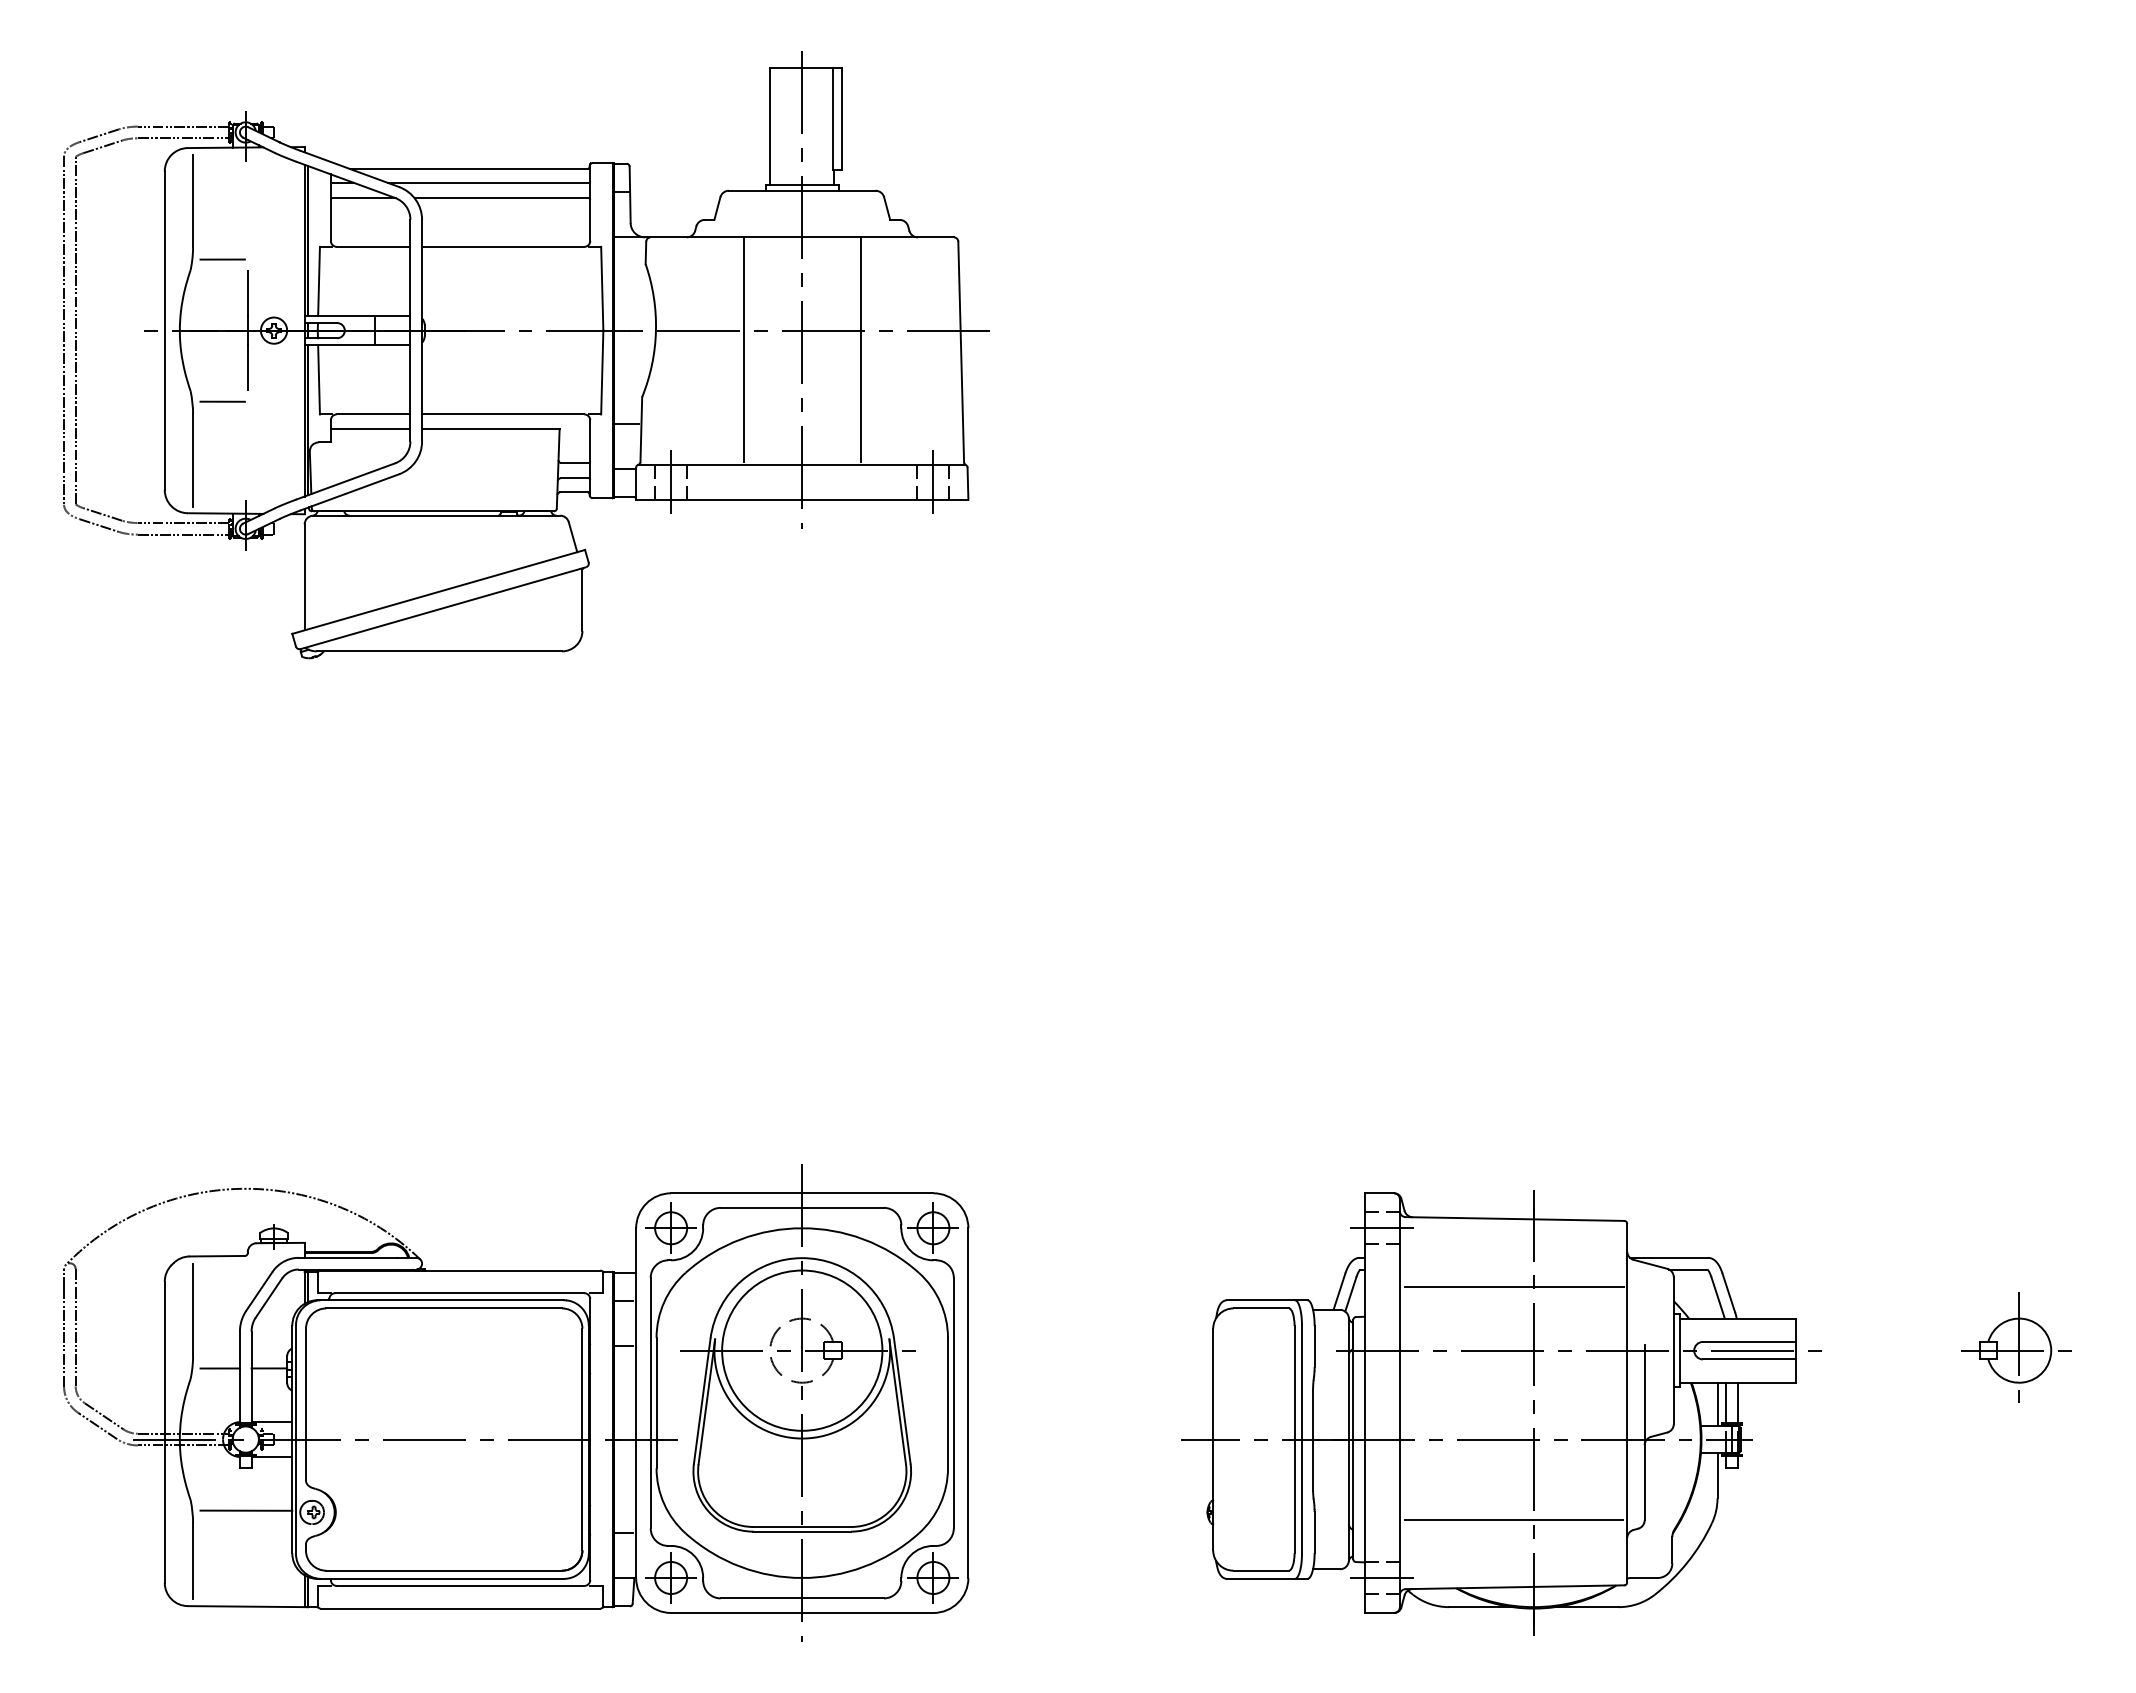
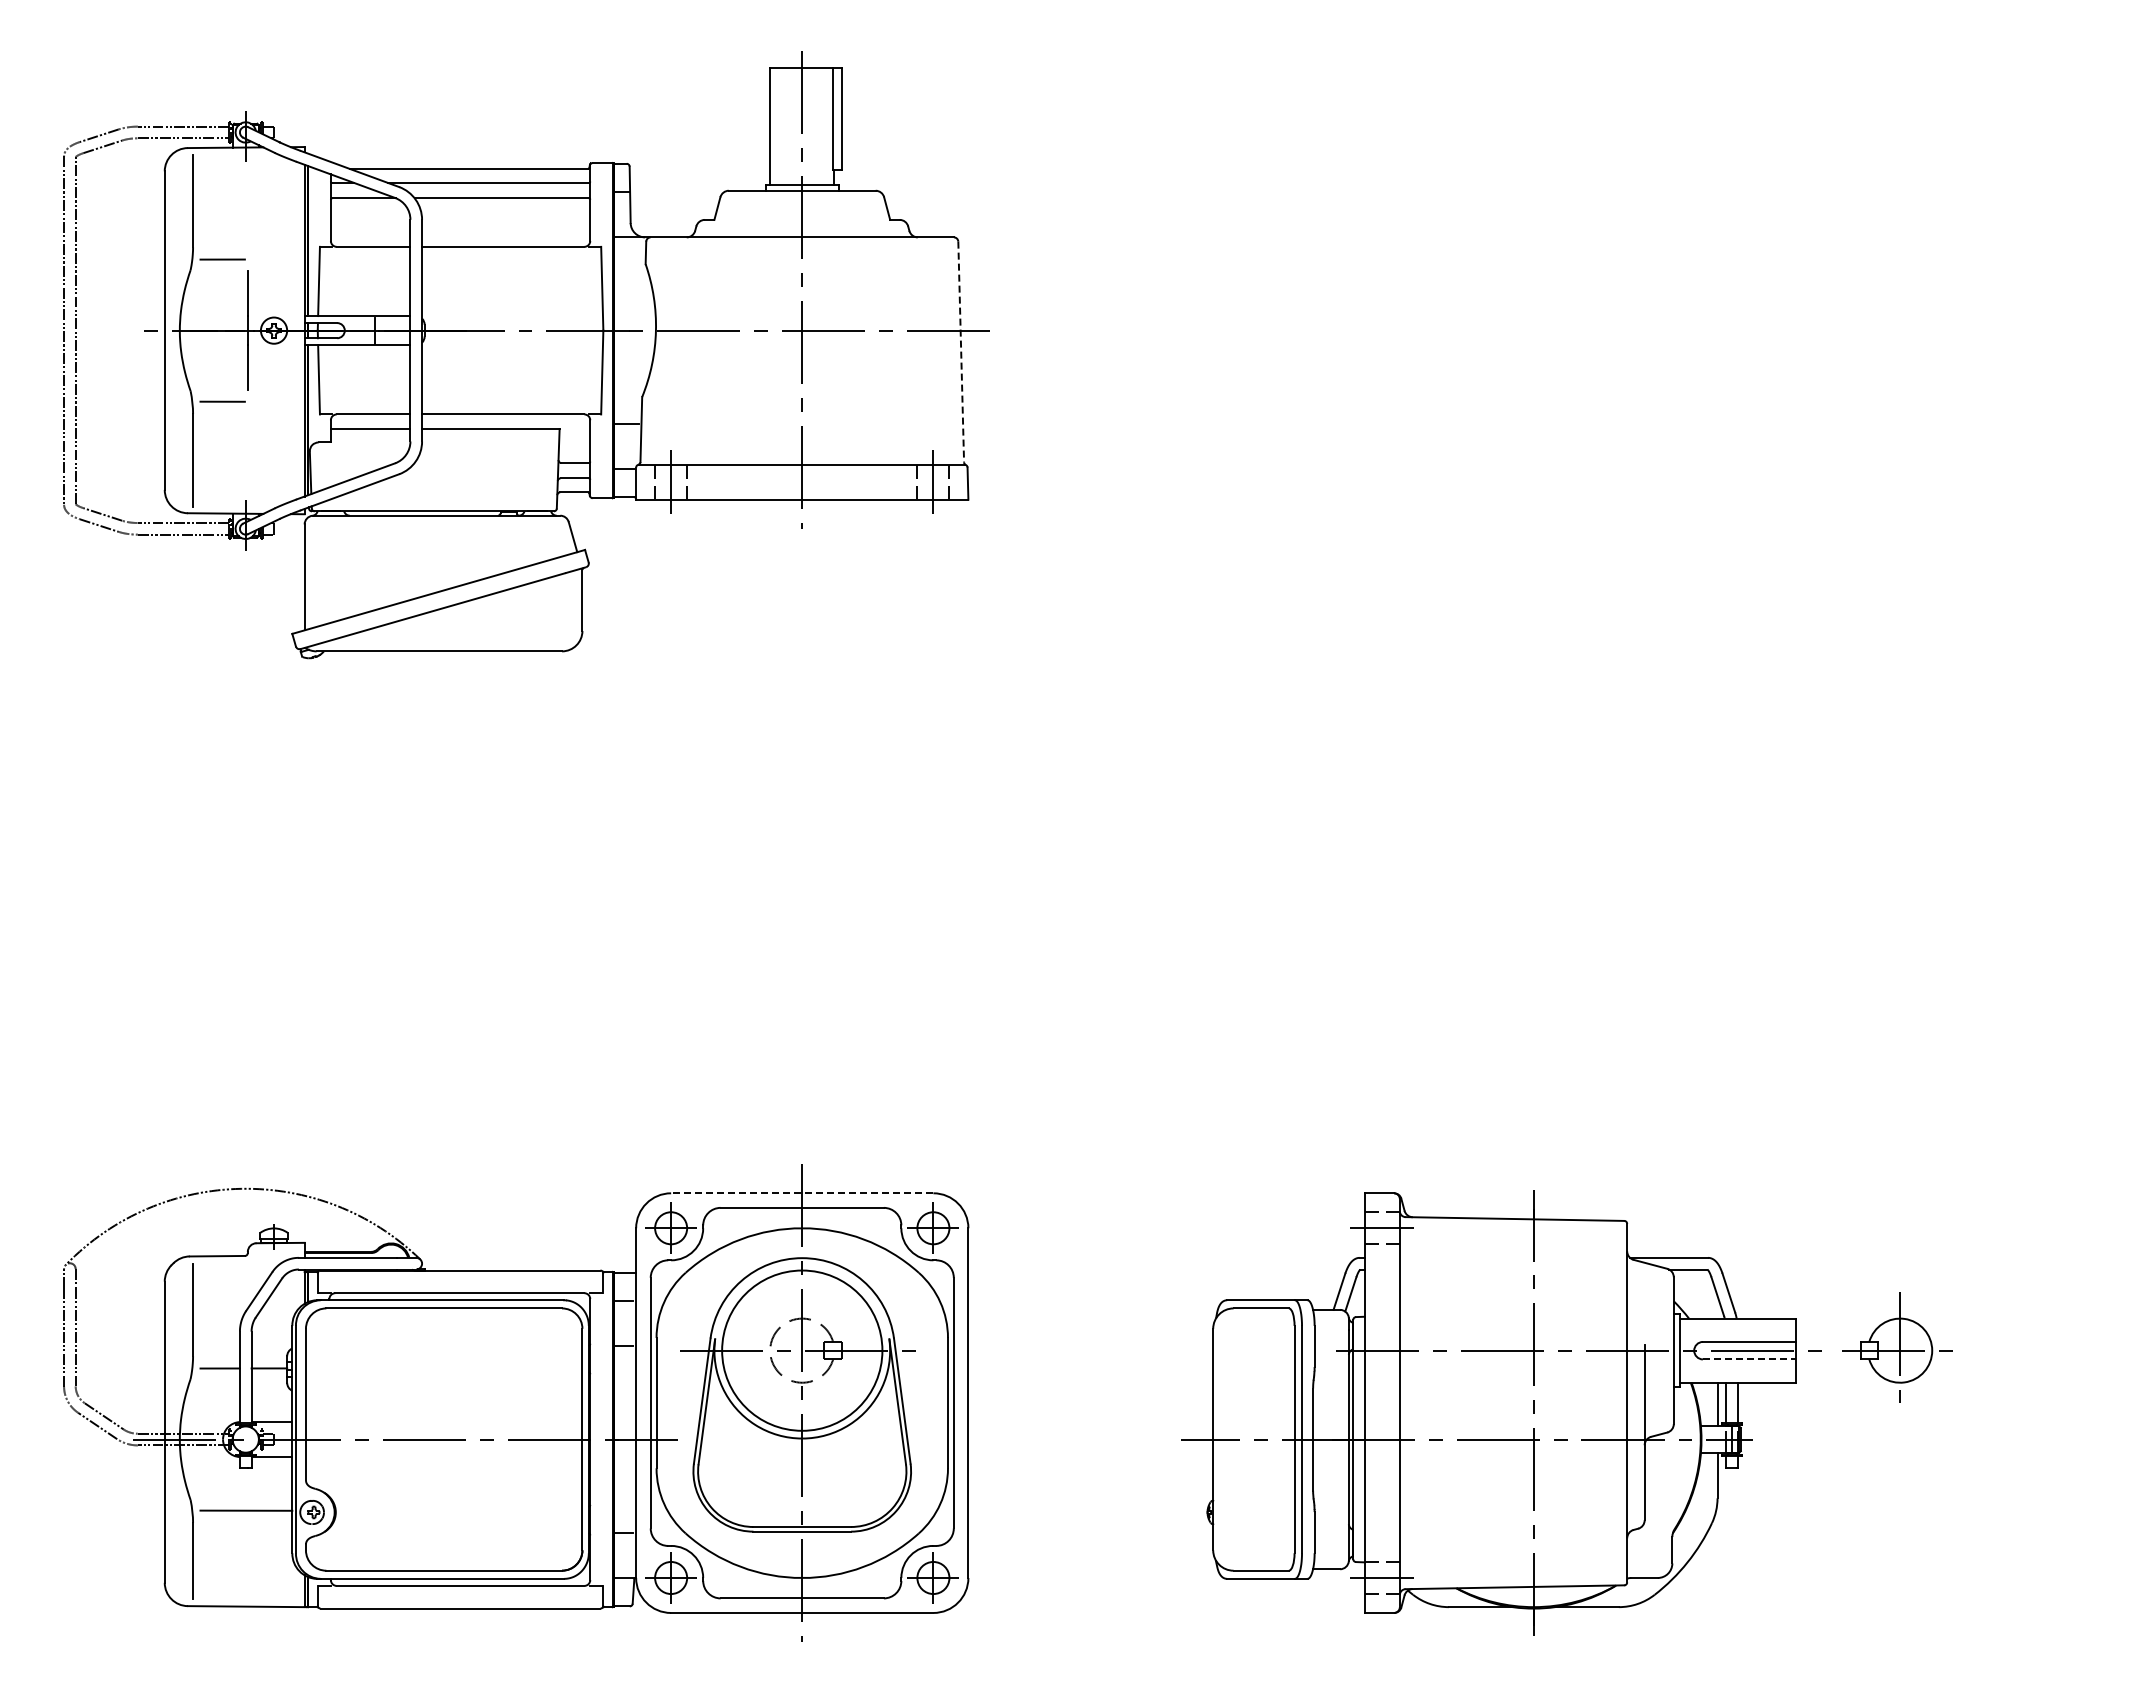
line: present -> none (743, 349)
line: present -> none (860, 349)
line: solid -> dashed (961, 352)
line: solid -> dashed (801, 1193)
line: present -> none (1514, 1286)
part position: (2016, 1347) -> (1897, 1347) (1897, 1347)
line: solid -> dashed (1749, 1359)
line: present -> none (1514, 1519)
